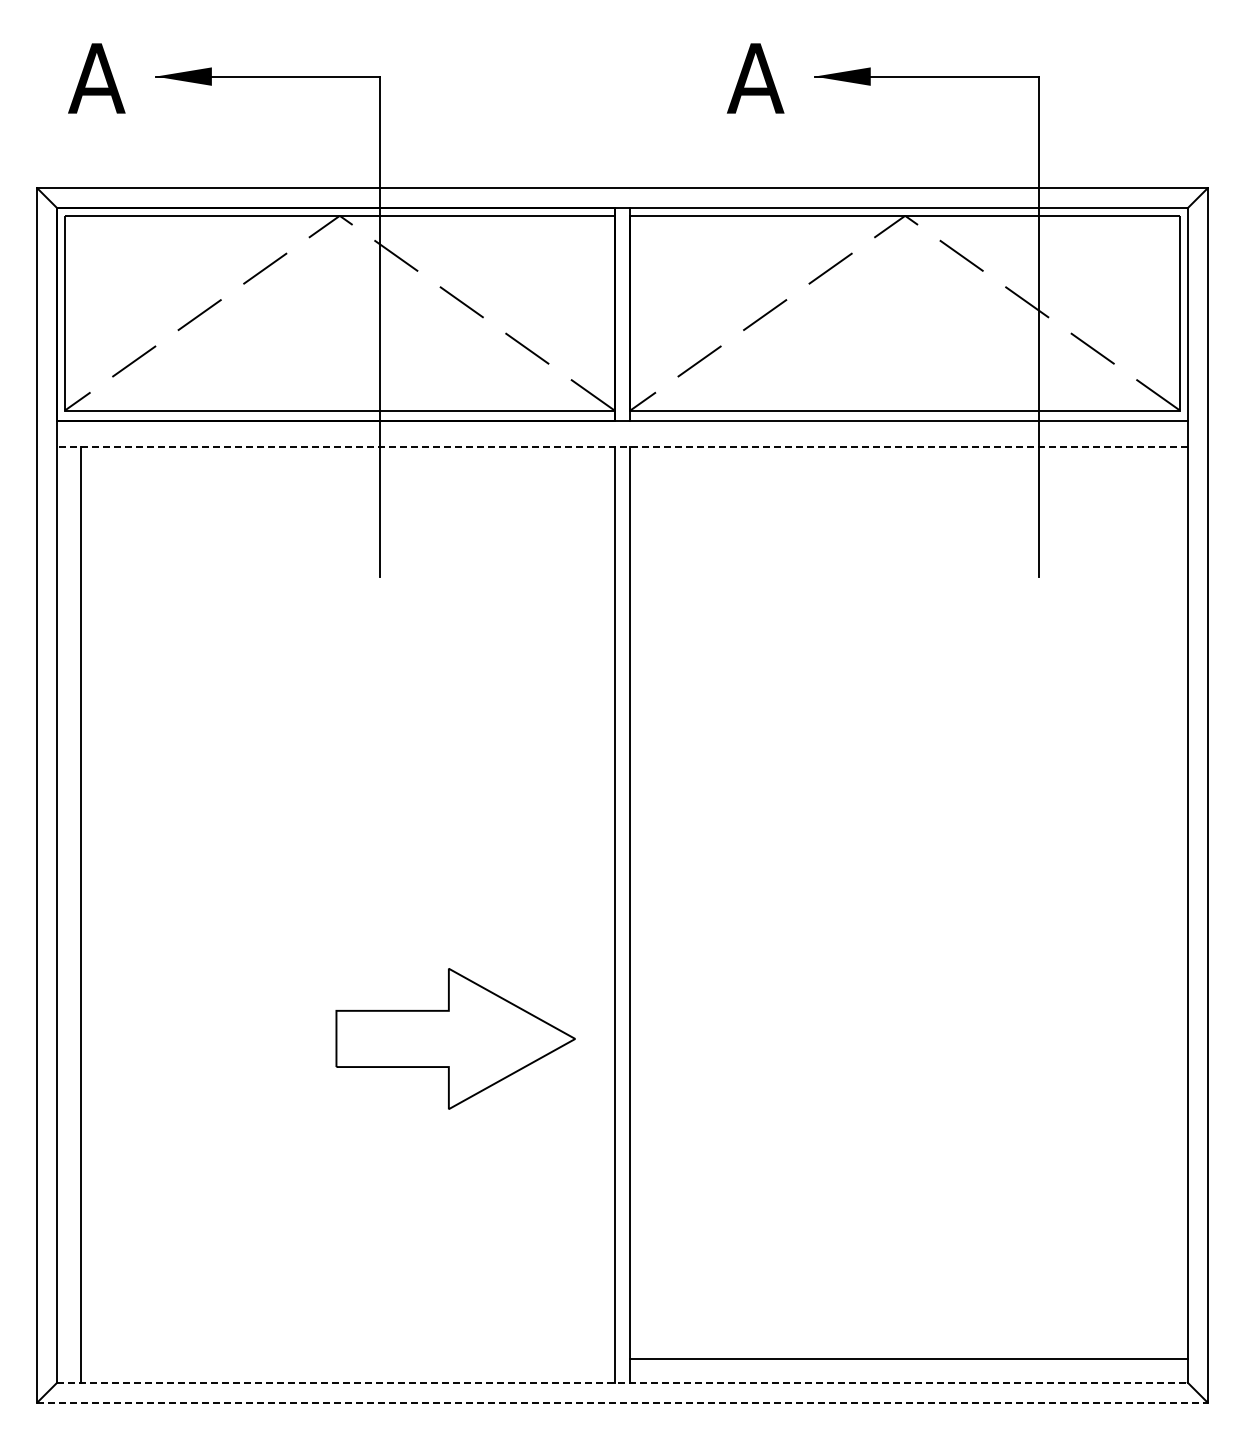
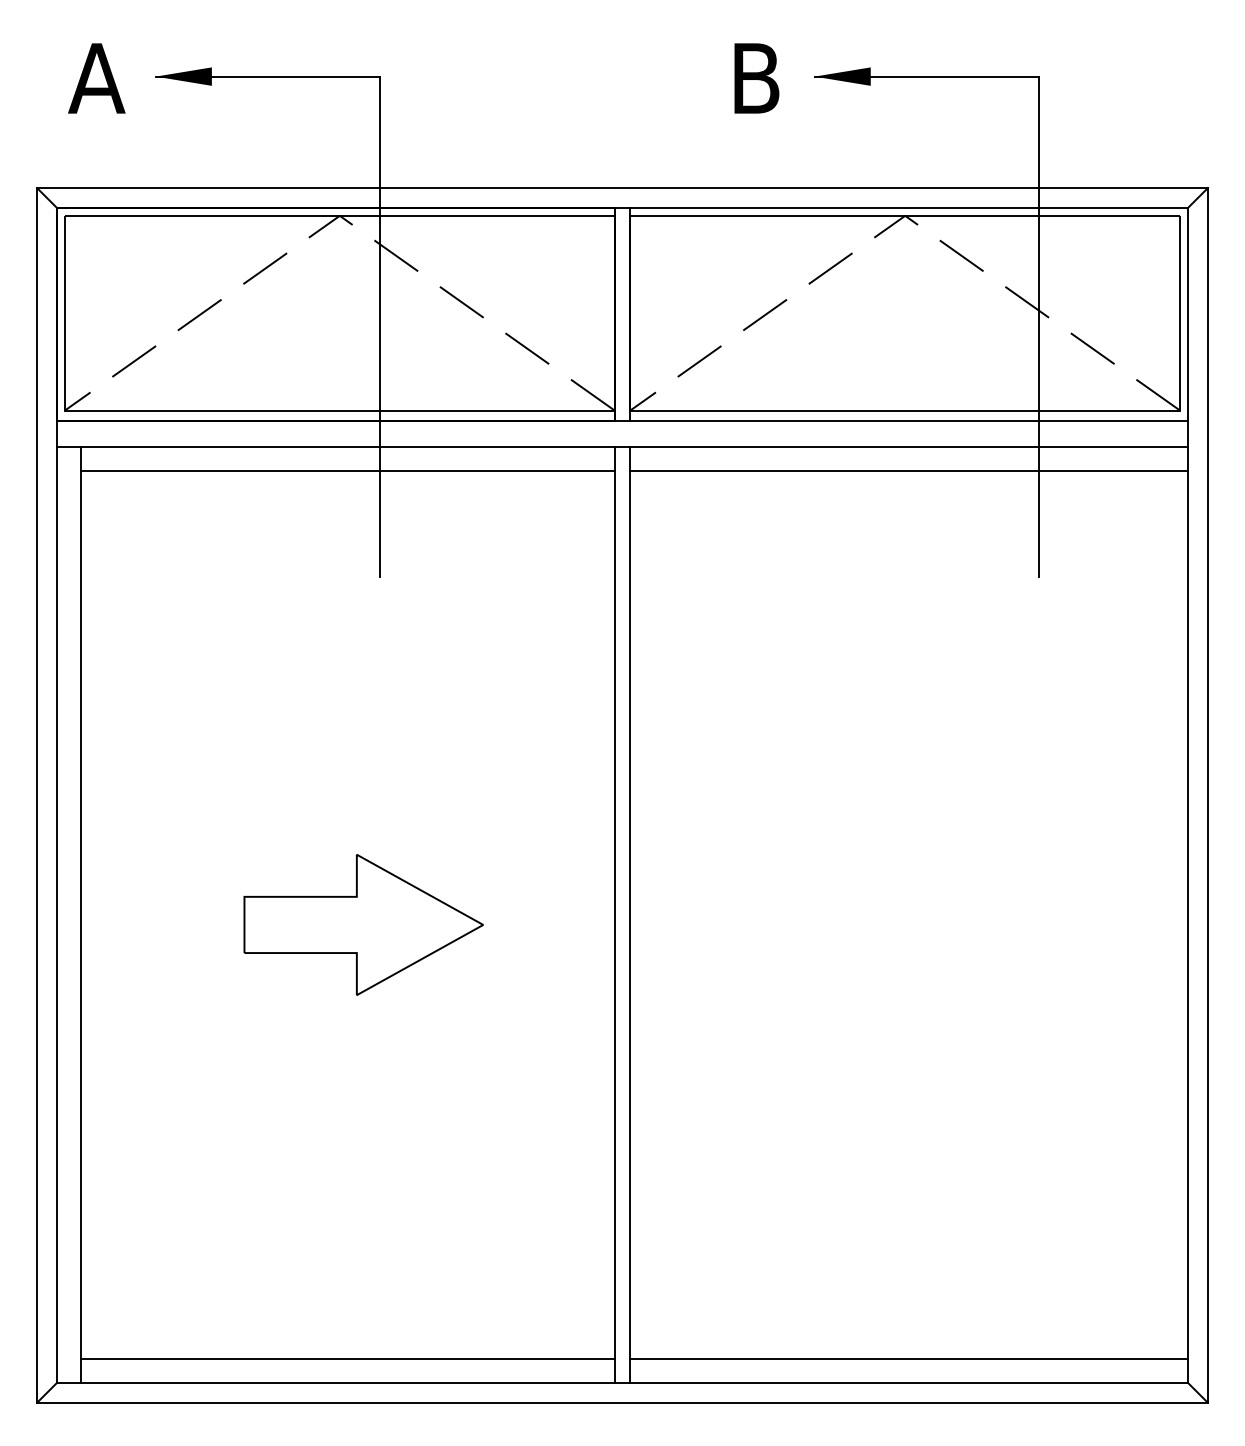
text: A -> B (755, 78)
line: dashed -> solid (621, 447)
line: none -> present (347, 470)
line: none -> present (908, 470)
part position: (455, 1038) -> (363, 924) (363, 924)
line: none -> present (347, 1359)
line: dashed -> solid (622, 1382)
line: dashed -> solid (623, 1402)
